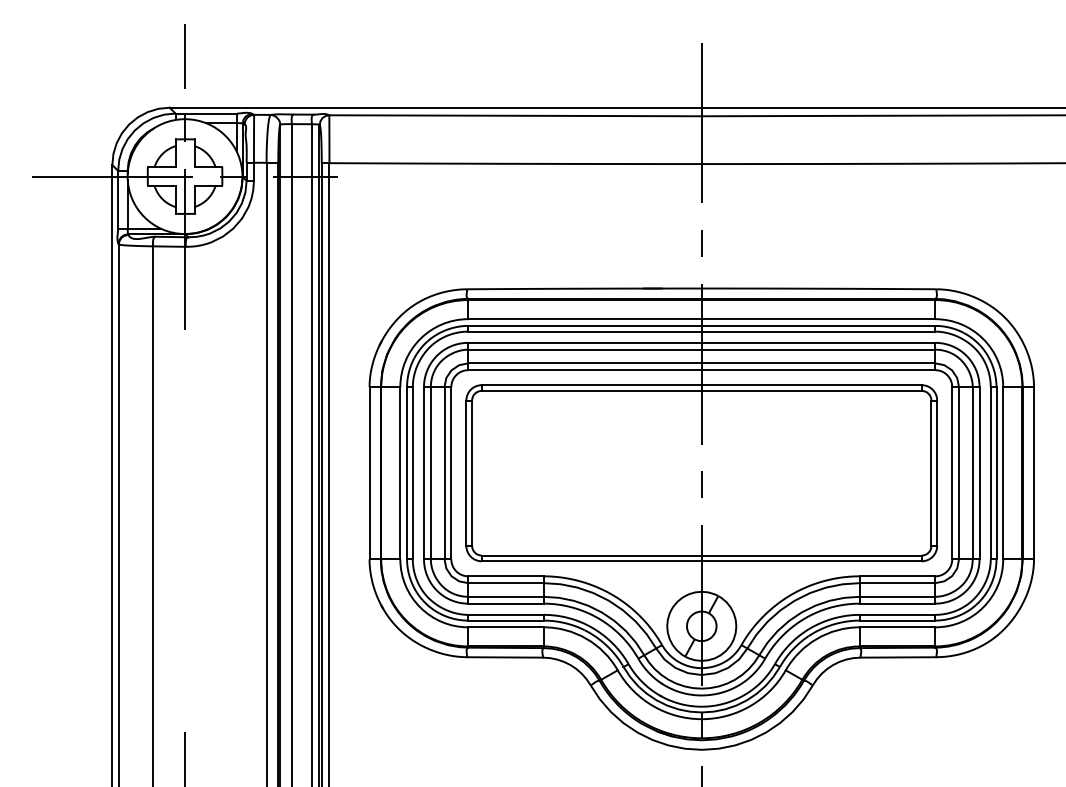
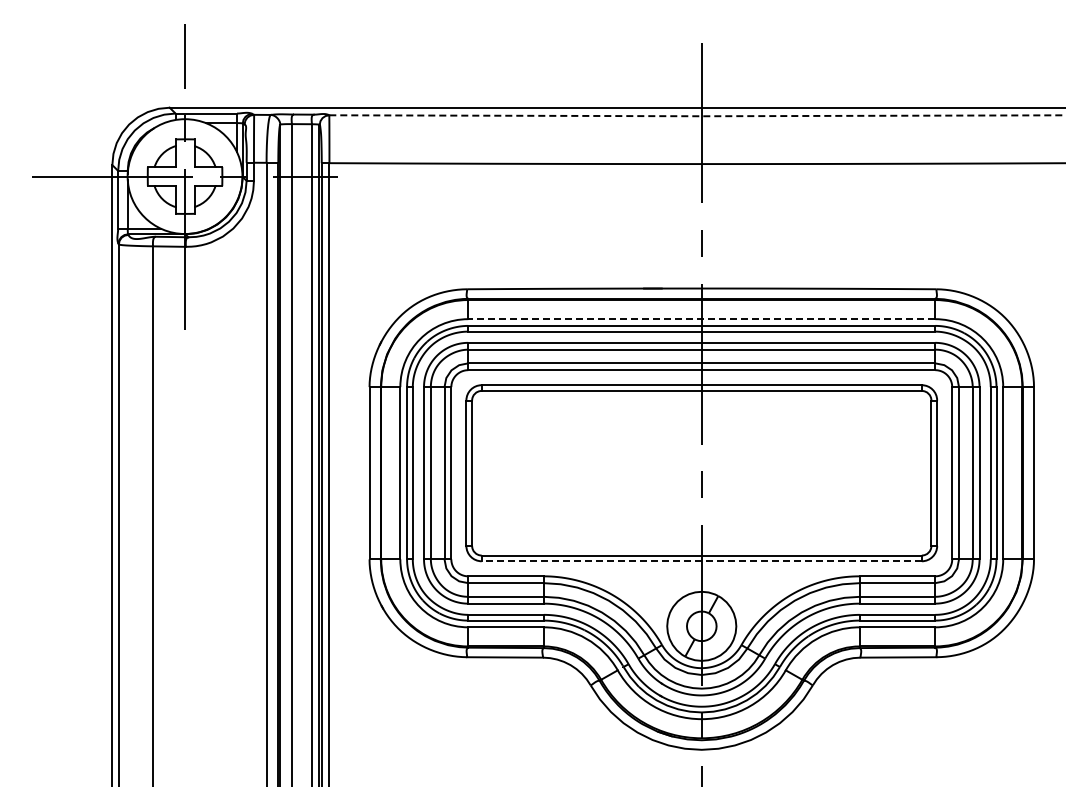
line: solid -> dashed (697, 116)
line: solid -> dashed (701, 319)
line: solid -> dashed (701, 561)
line: present -> none (185, 757)
